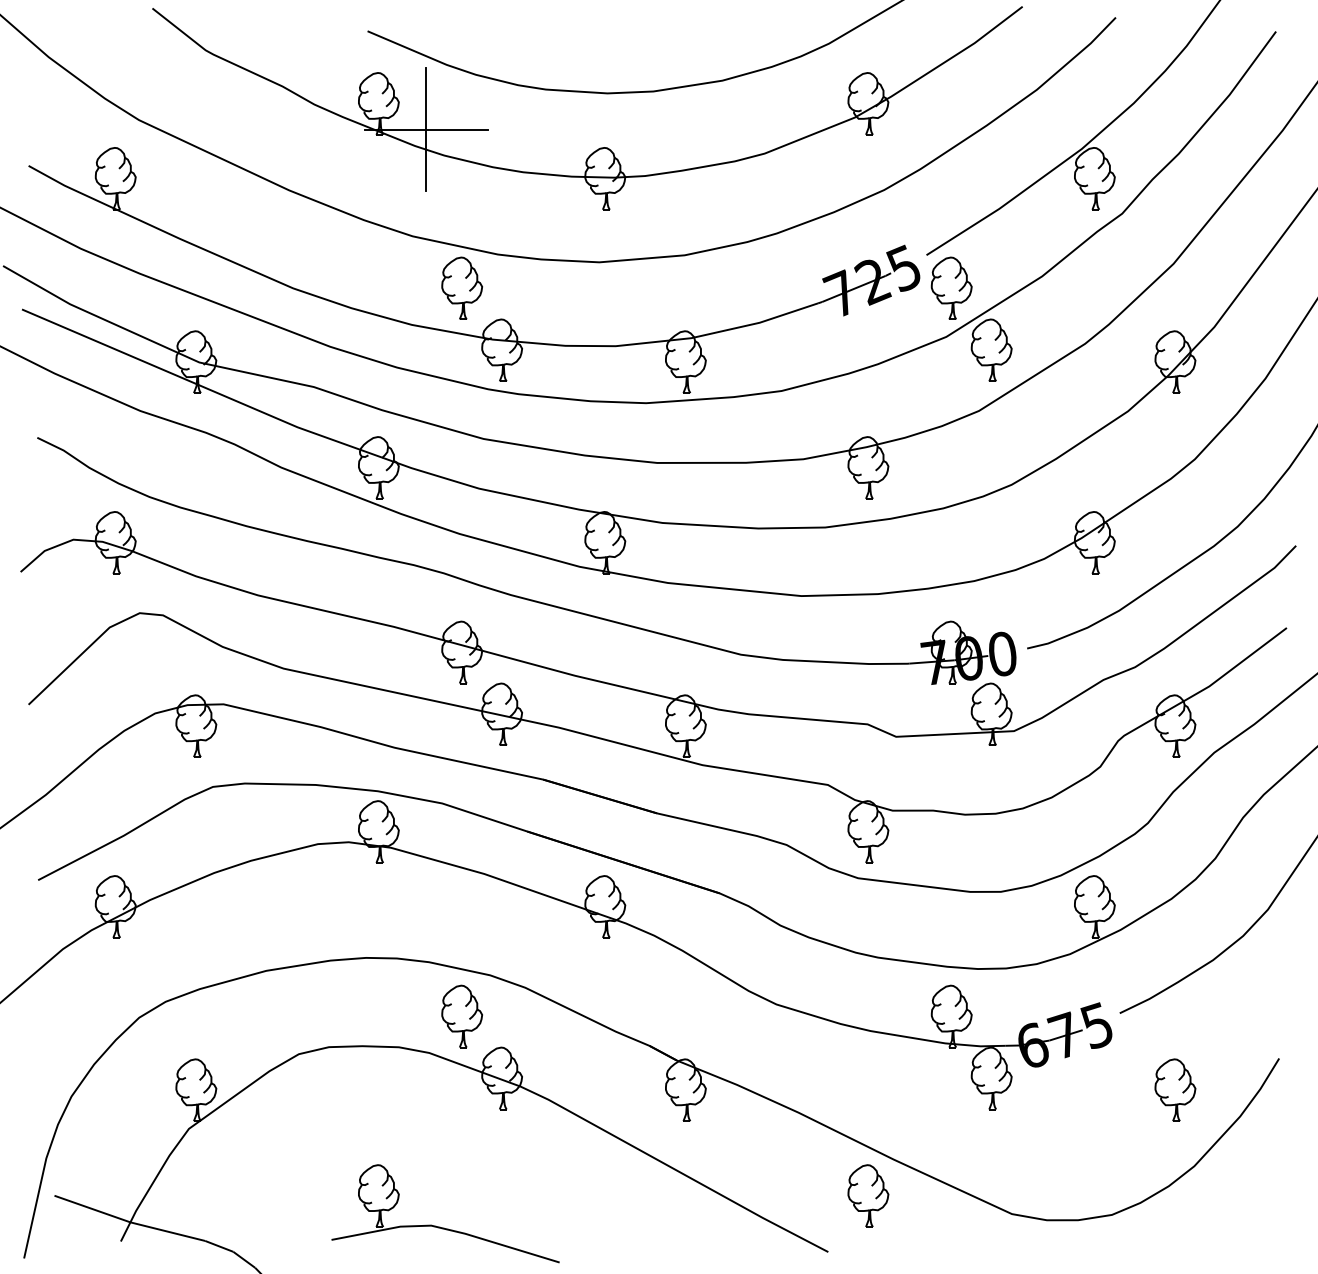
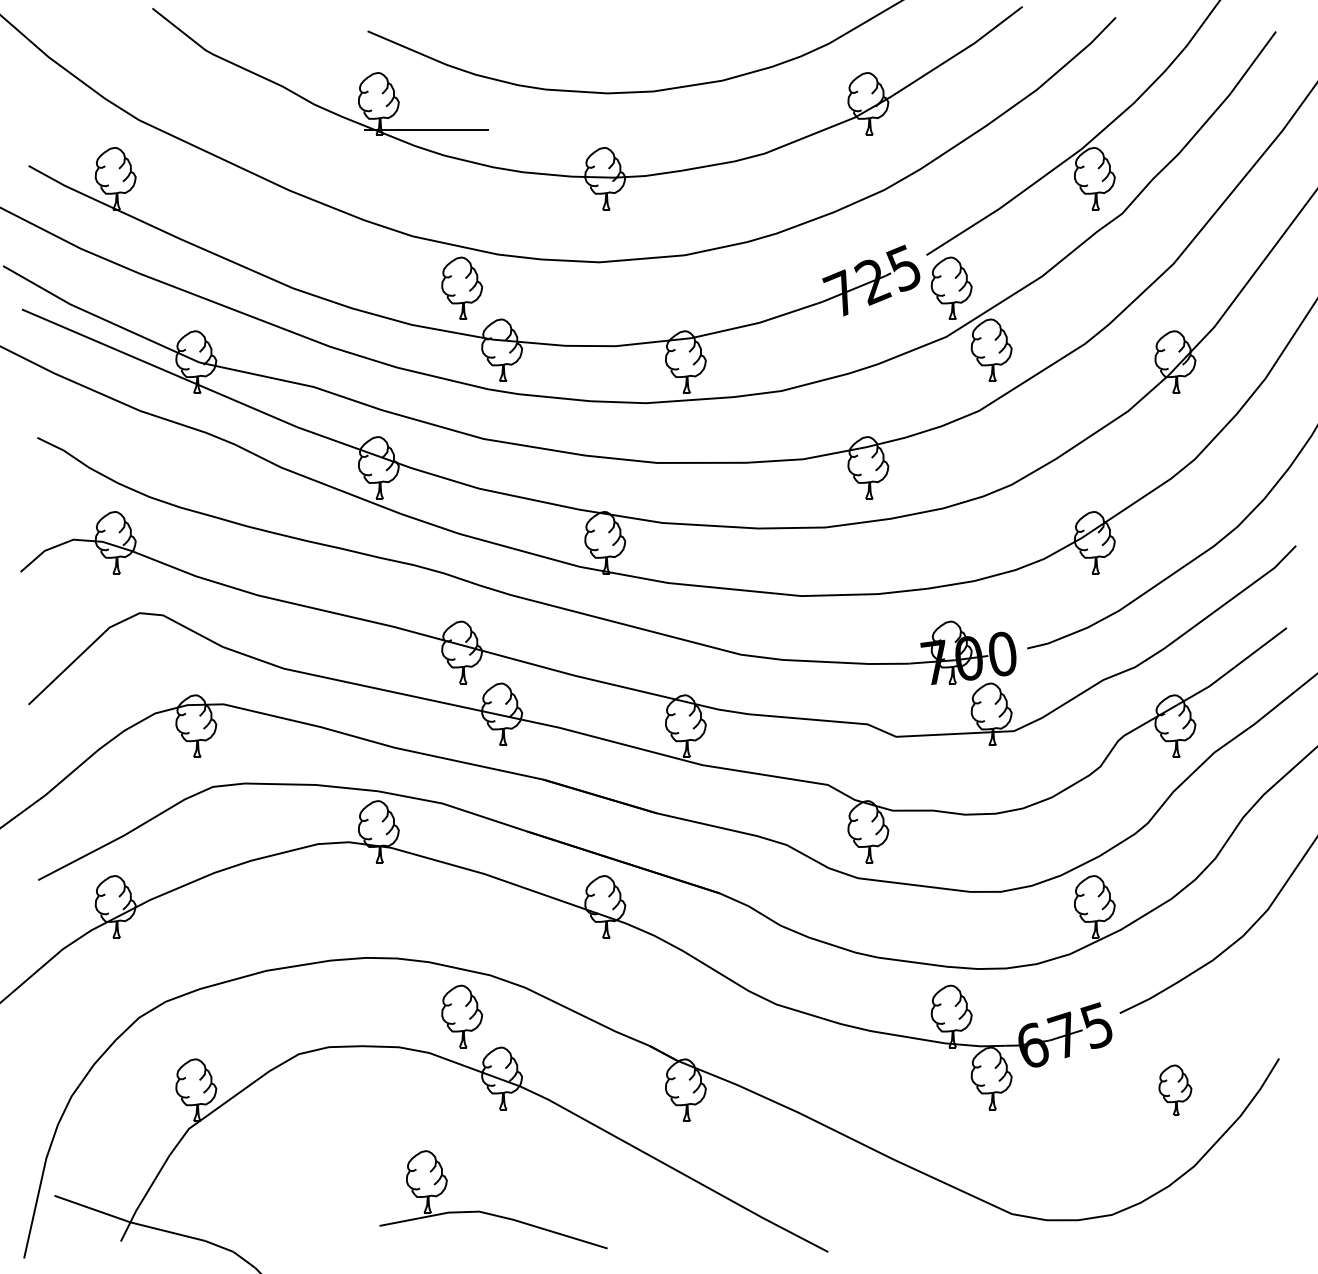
line: present -> none (426, 129)
part size: 43x64 px -> 35x52 px (1175, 1089)
part: present -> none (868, 1195)
part position: (440, 1226) -> (488, 1212) (488, 1212)
